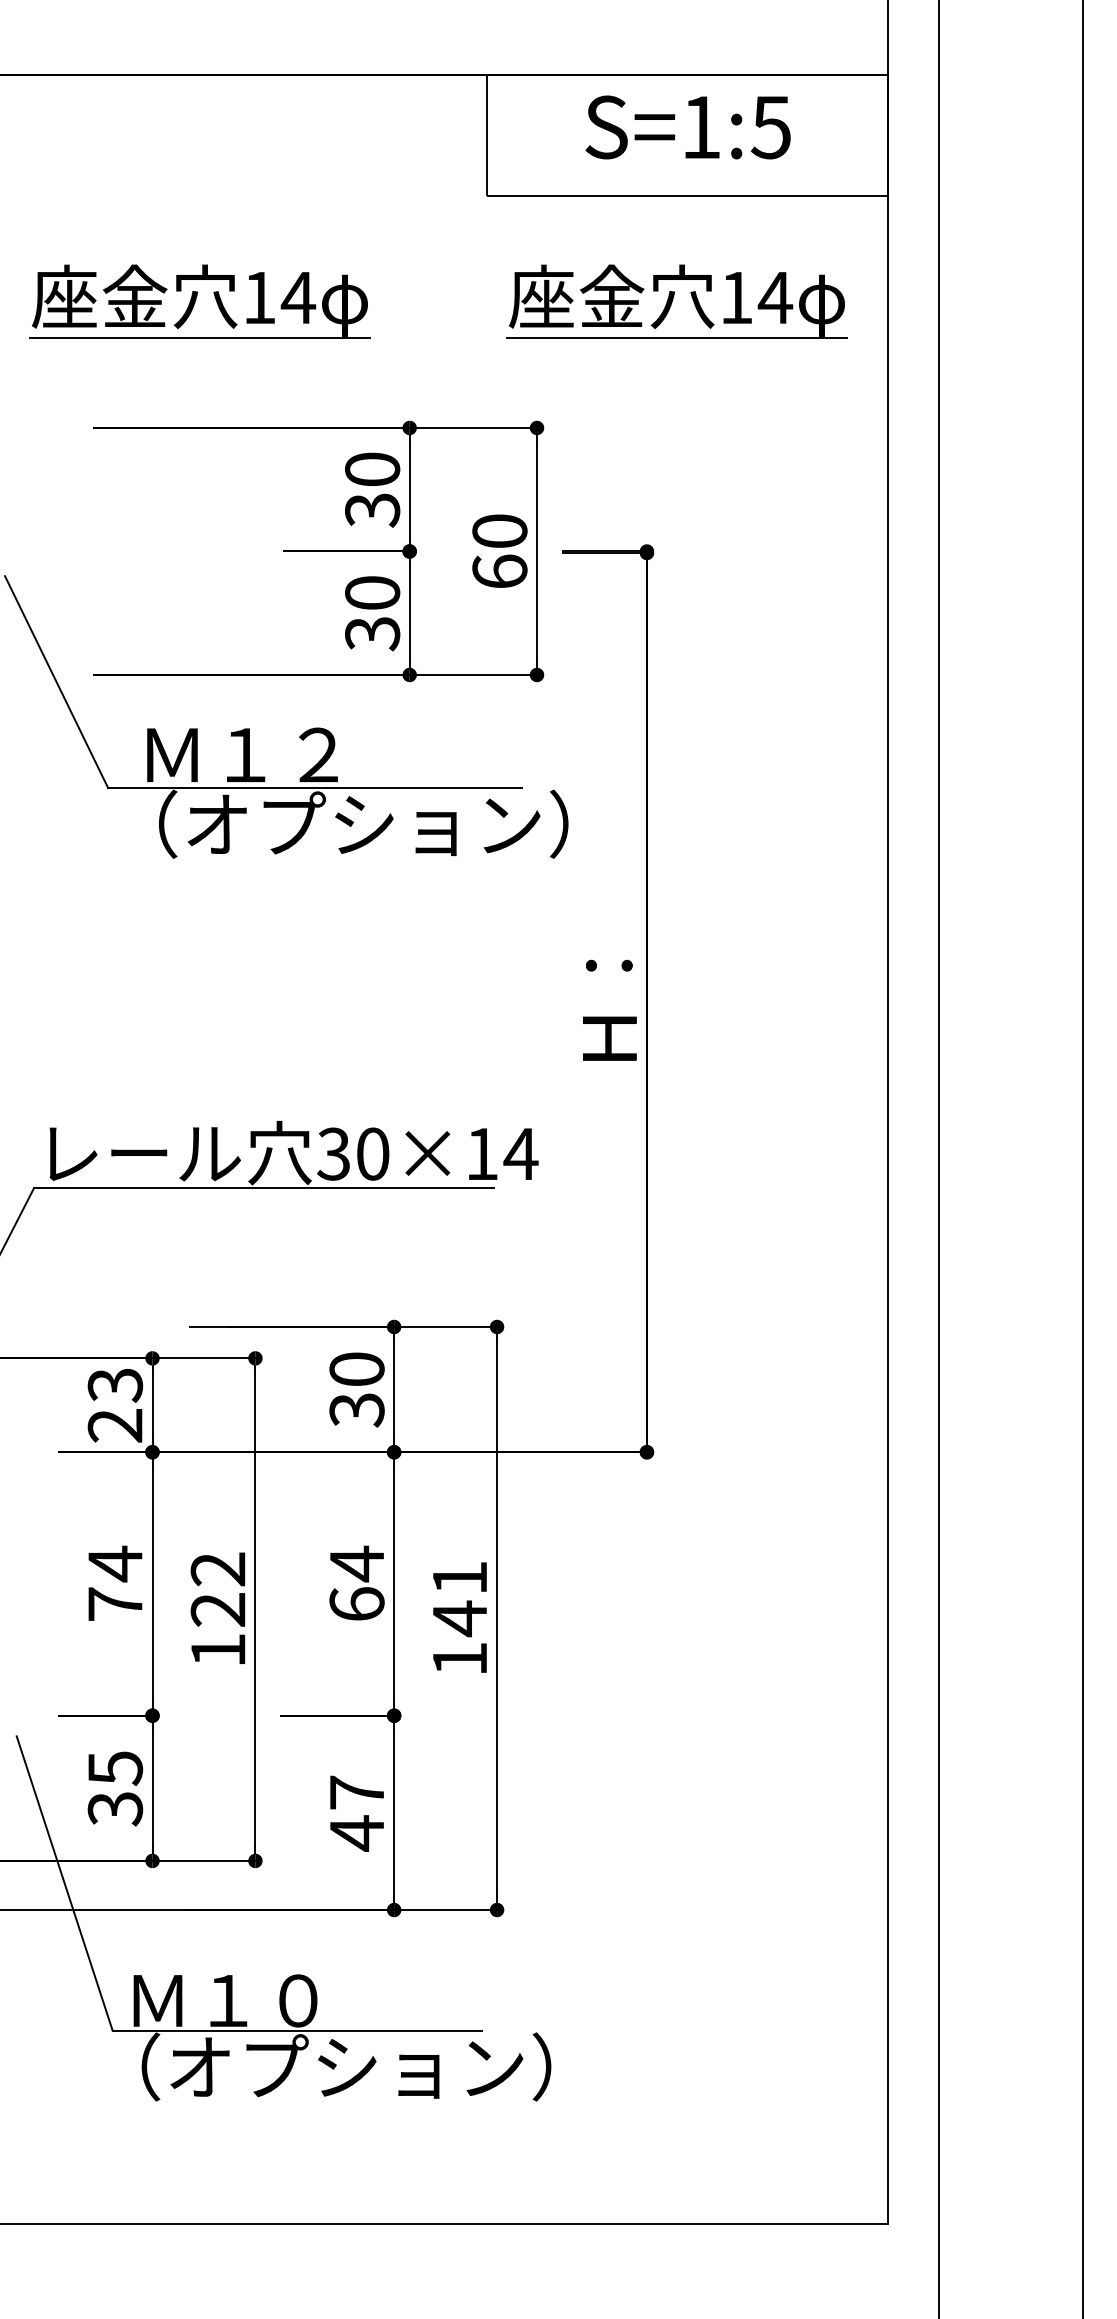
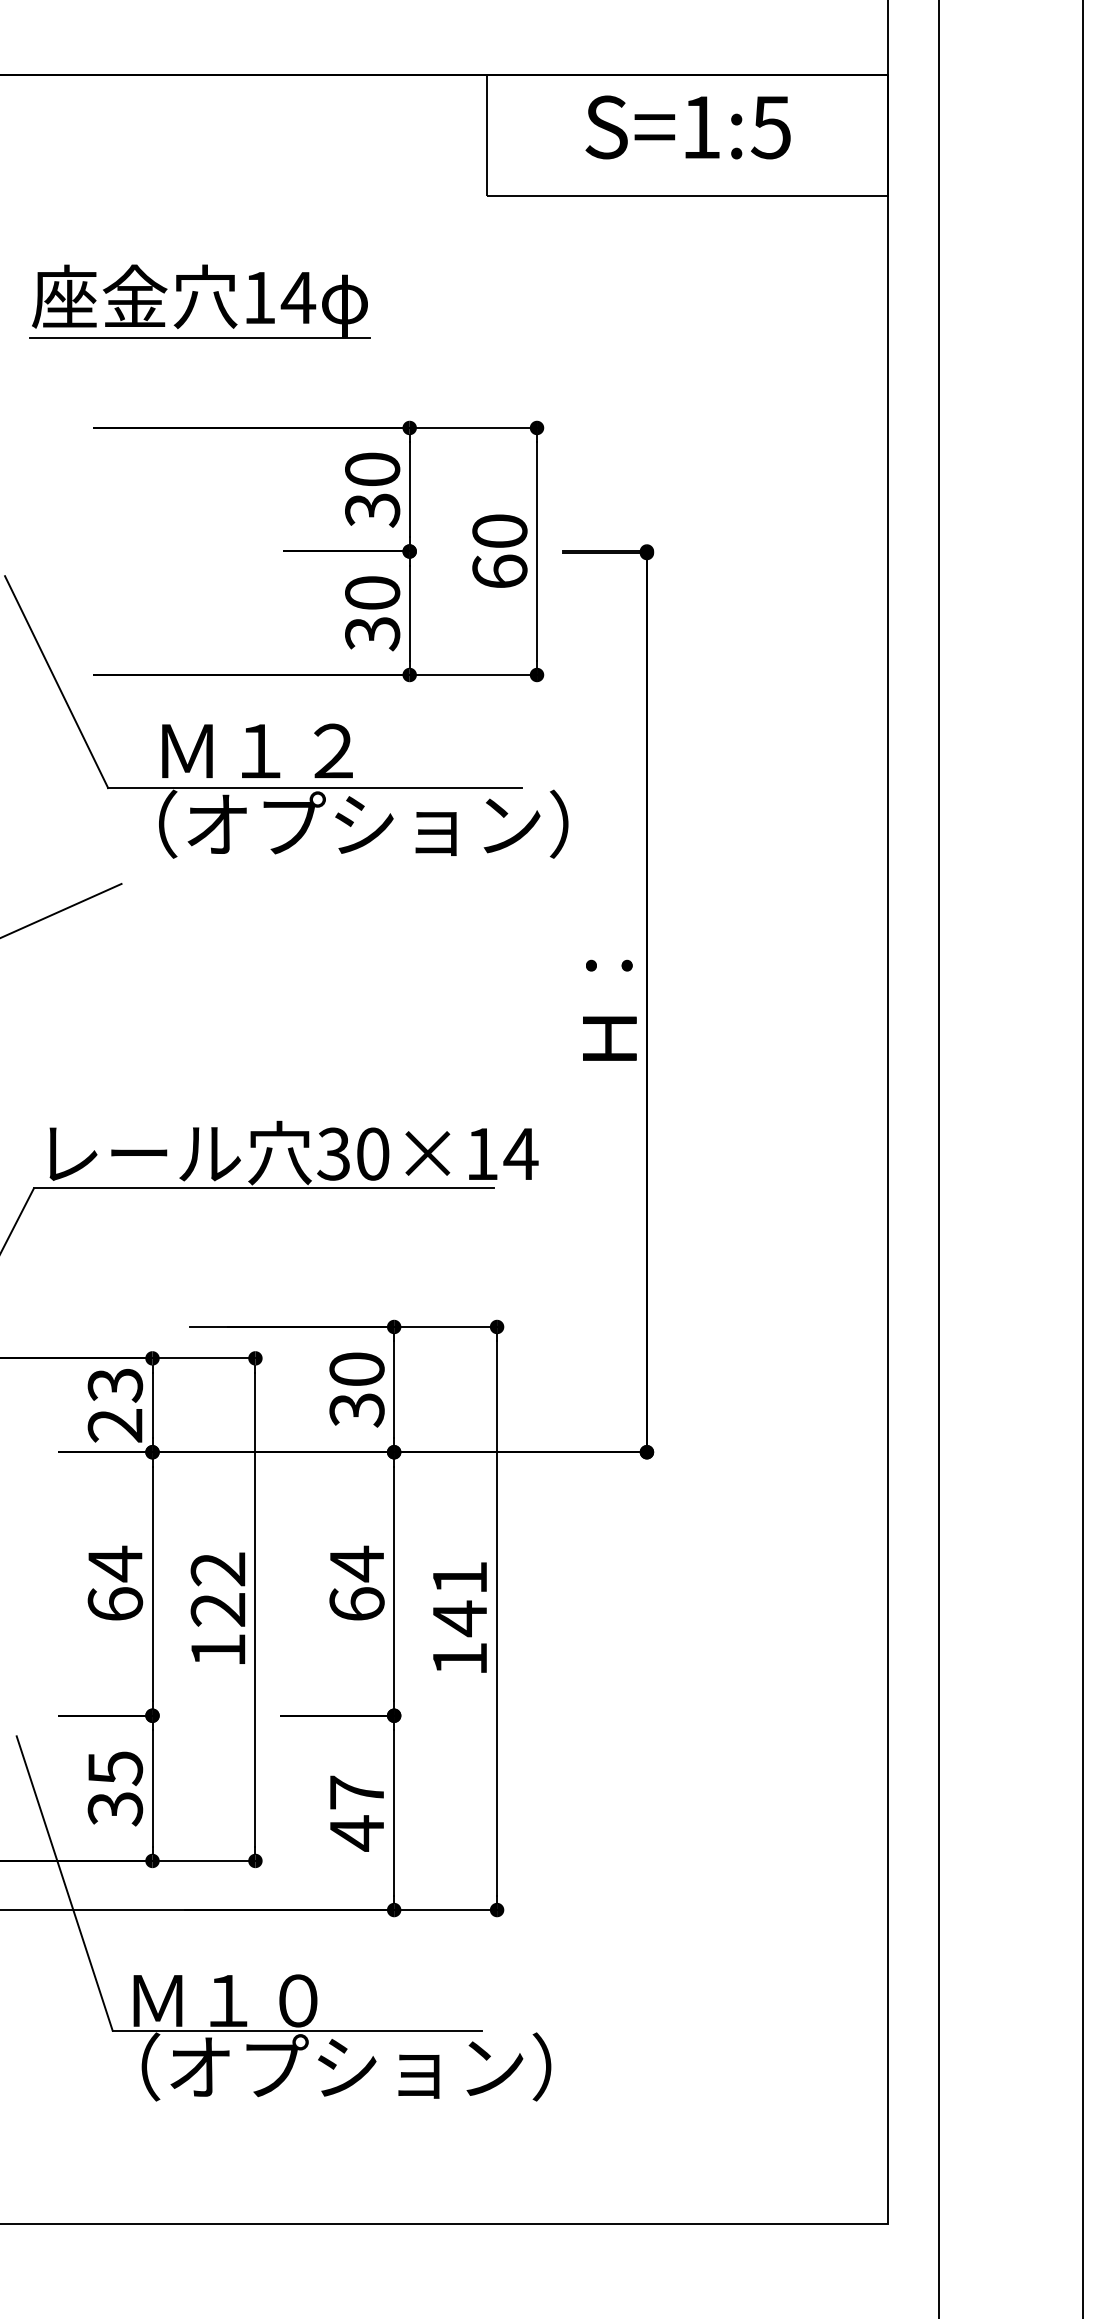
part: present -> none (676, 301)
text position: (242, 754) -> (257, 750) (257, 750)
line: none -> present (61, 910)
text: 74 -> 64 (115, 1603)
